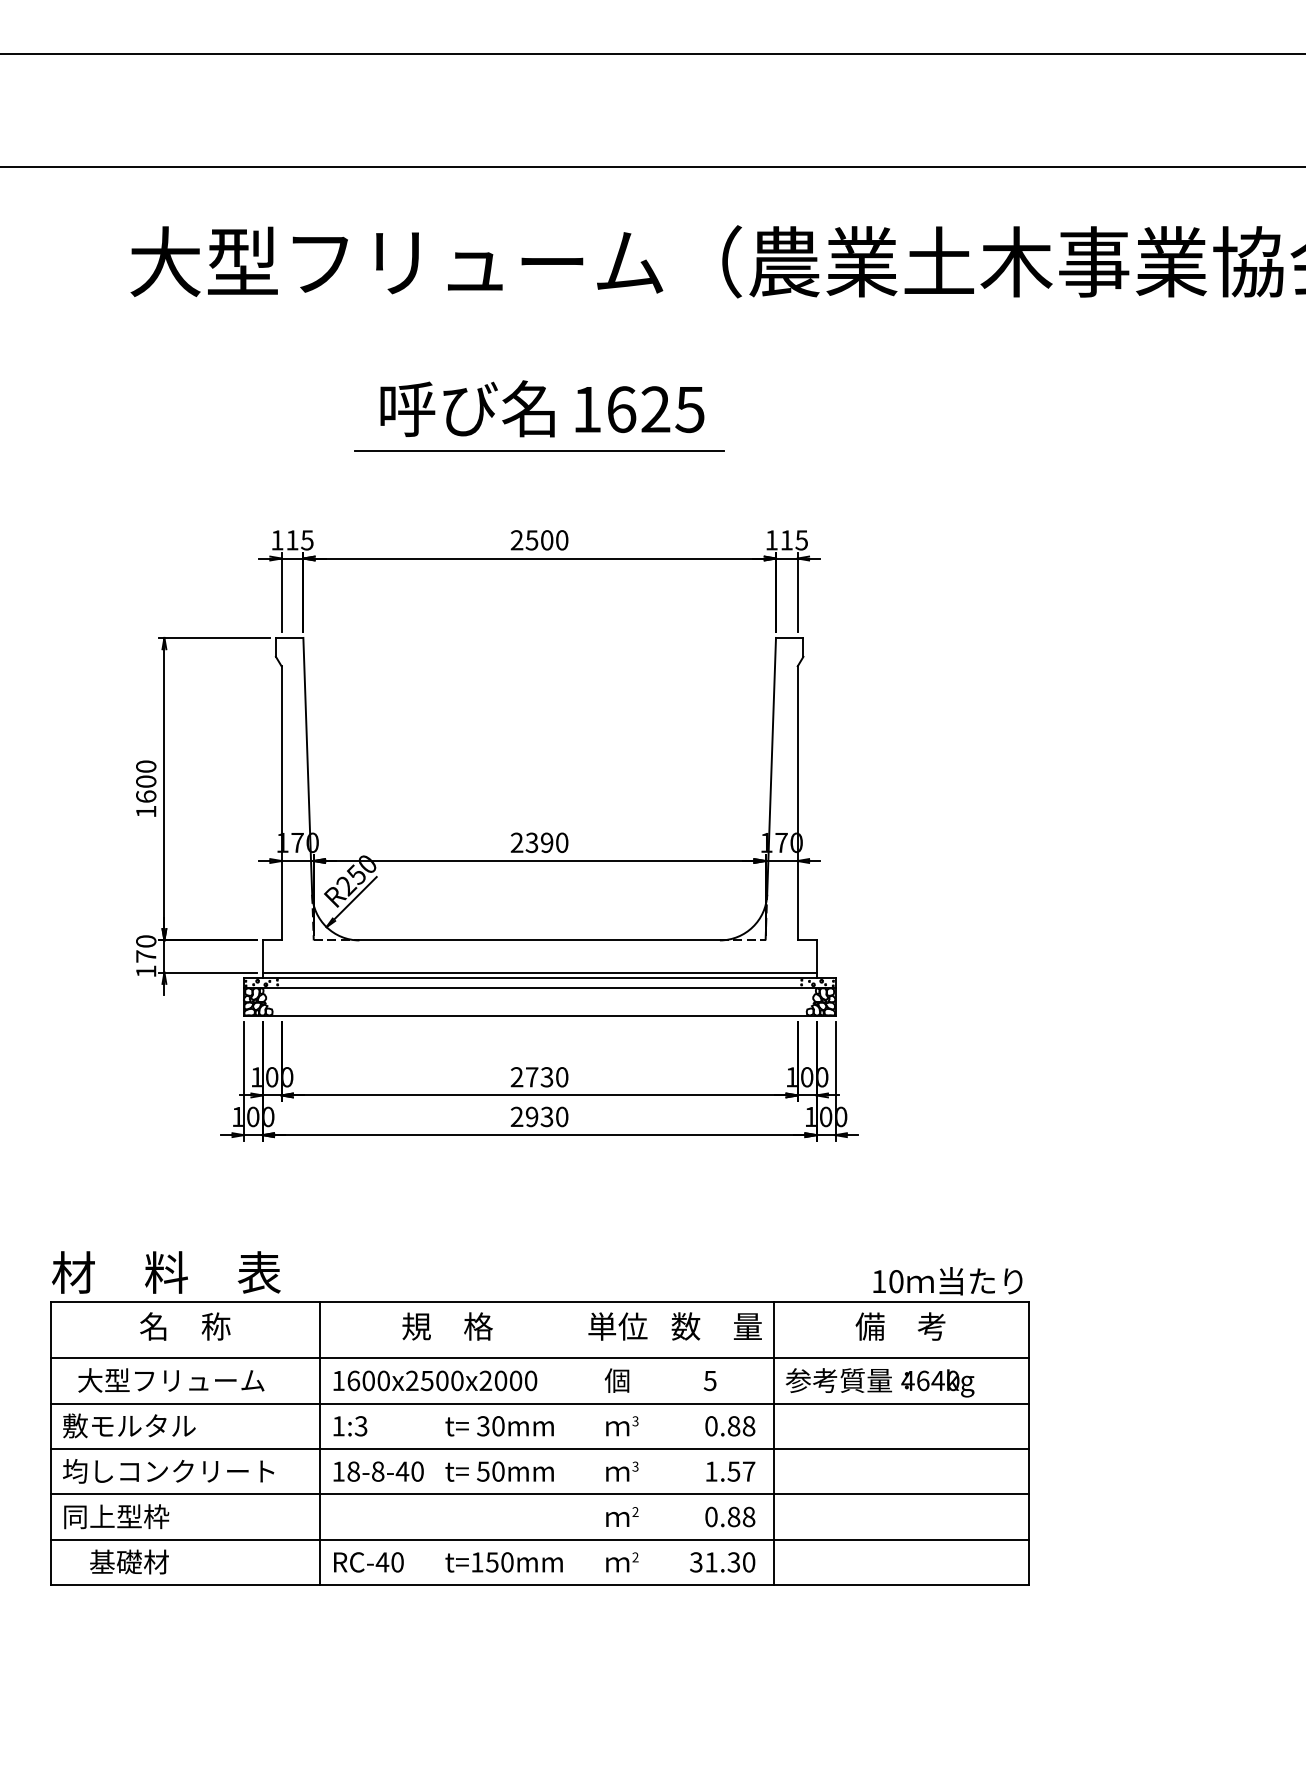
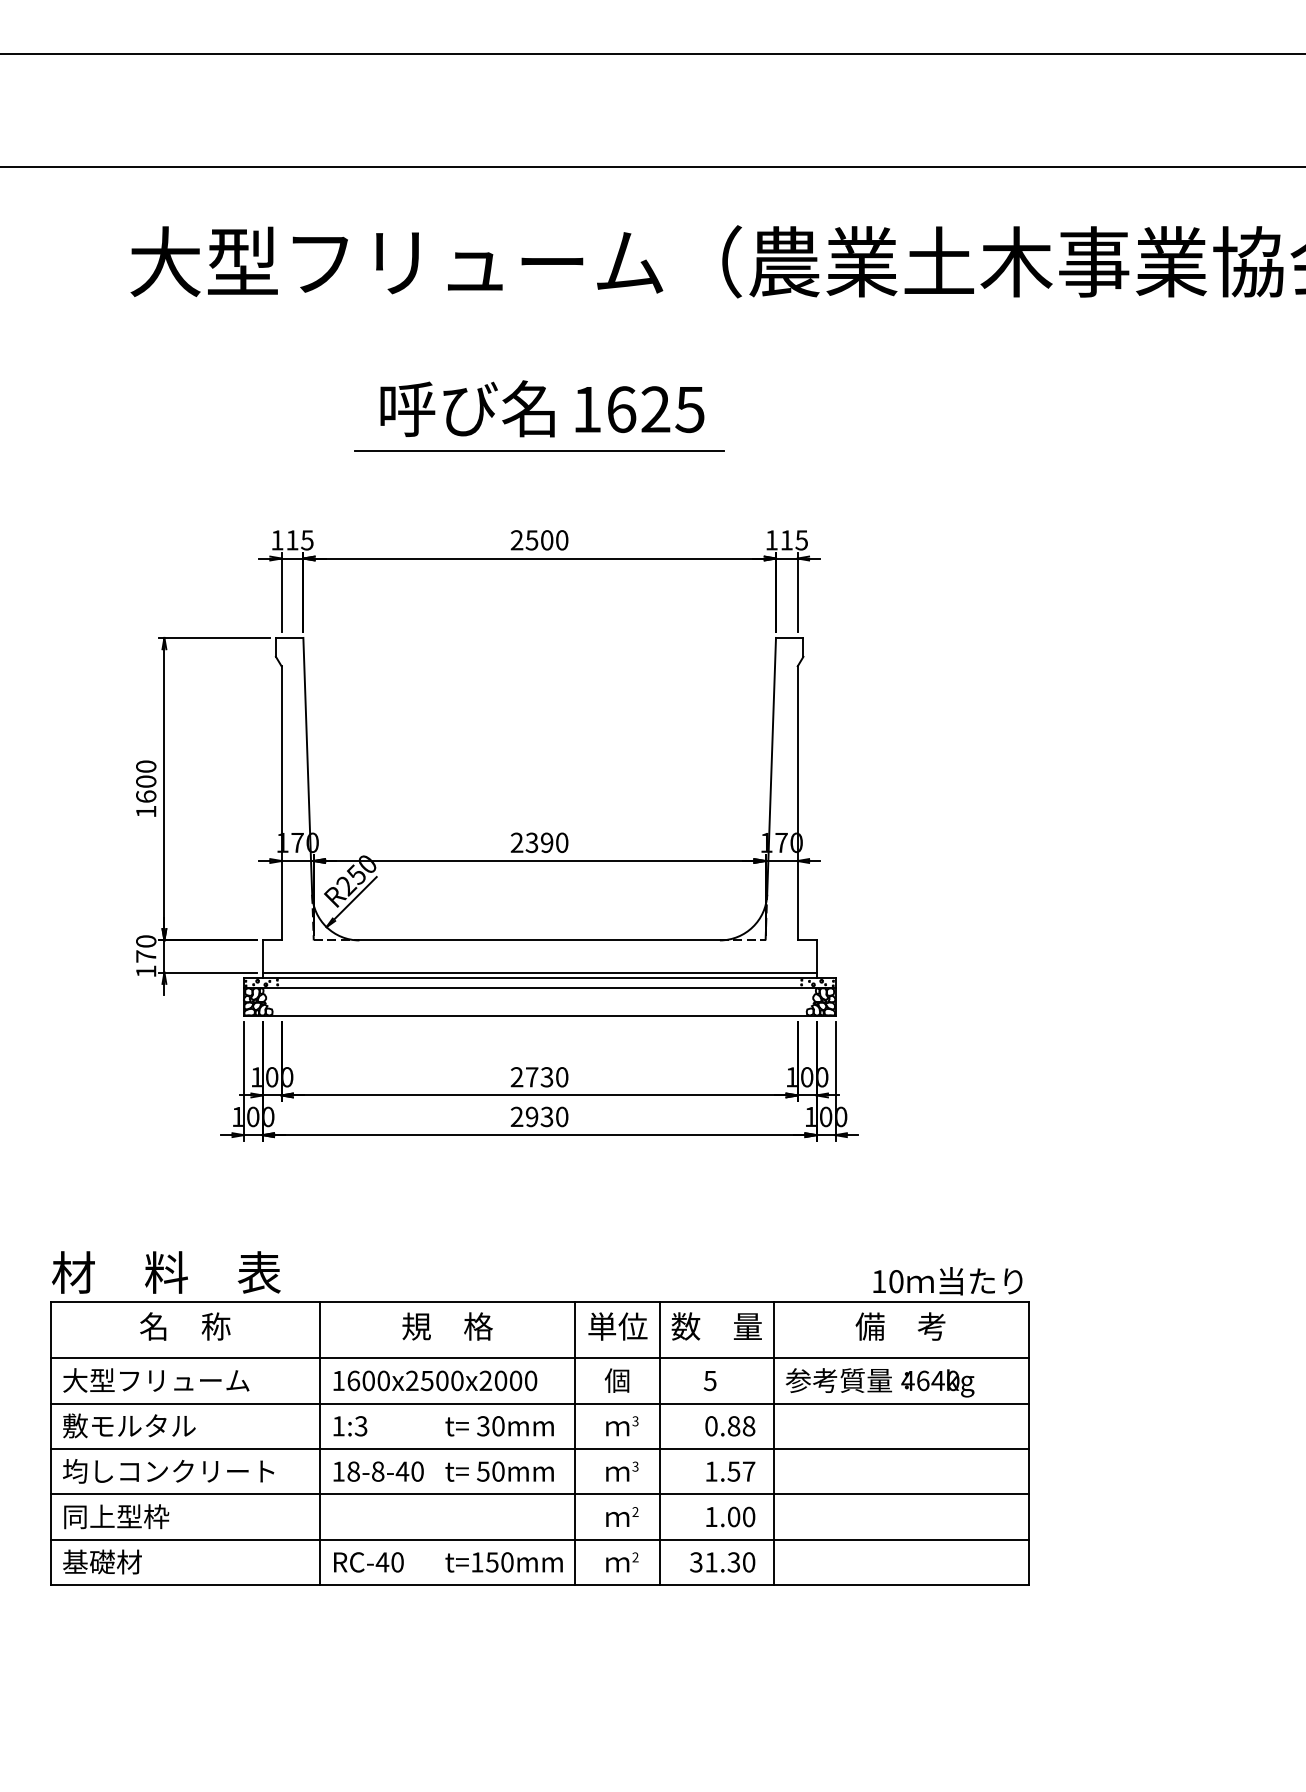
text position: (171, 1380) -> (156, 1380) (156, 1380)
line: none -> present (575, 1443)
line: none -> present (660, 1443)
text: 0.88 -> 1.00 (730, 1516)
text position: (129, 1561) -> (102, 1561) (102, 1561)
